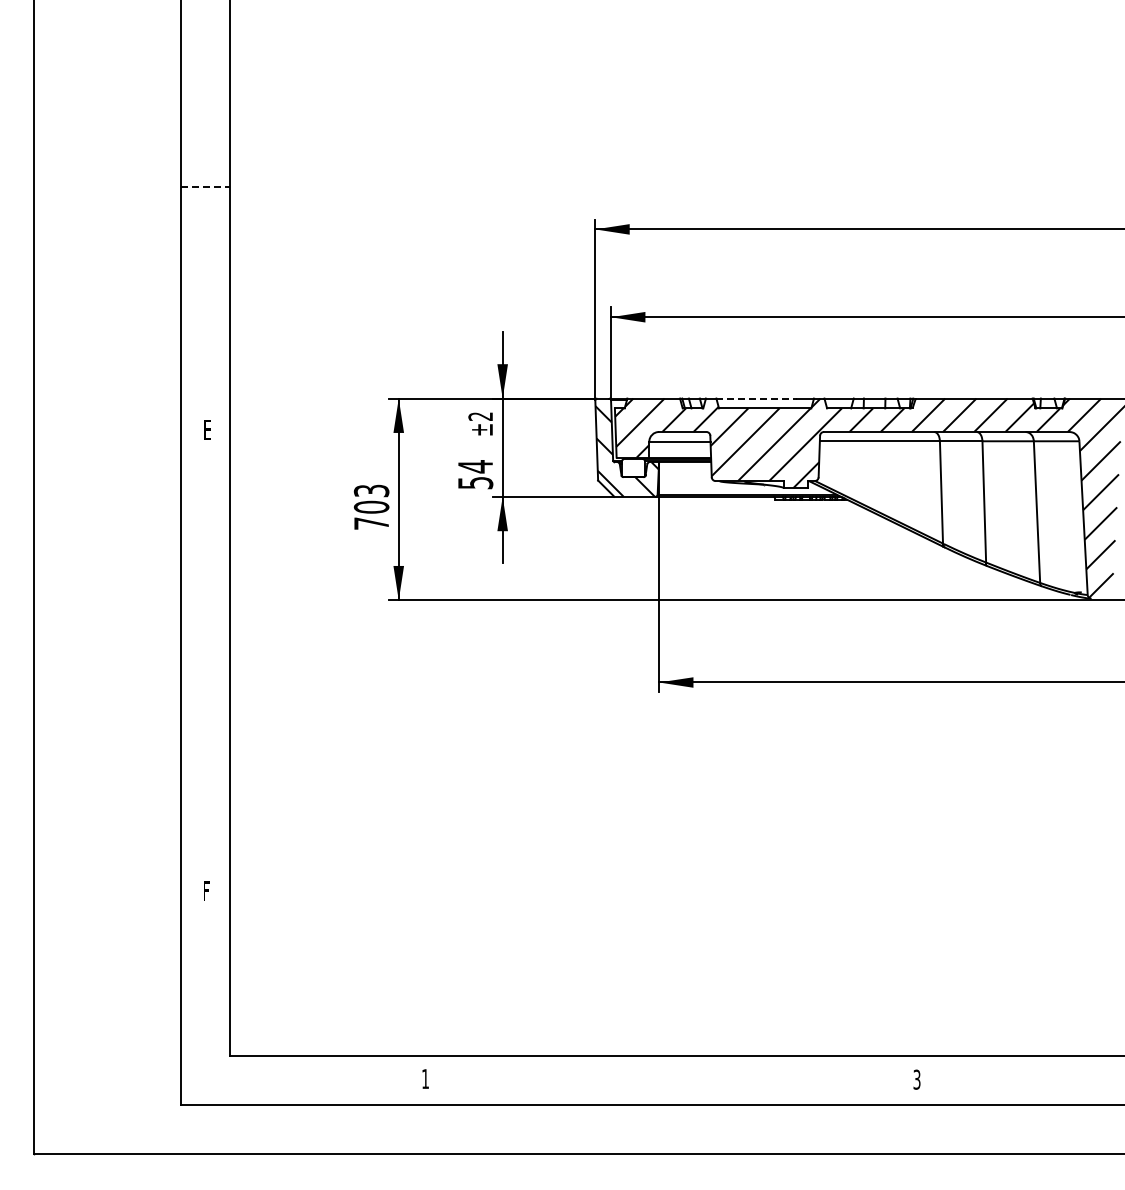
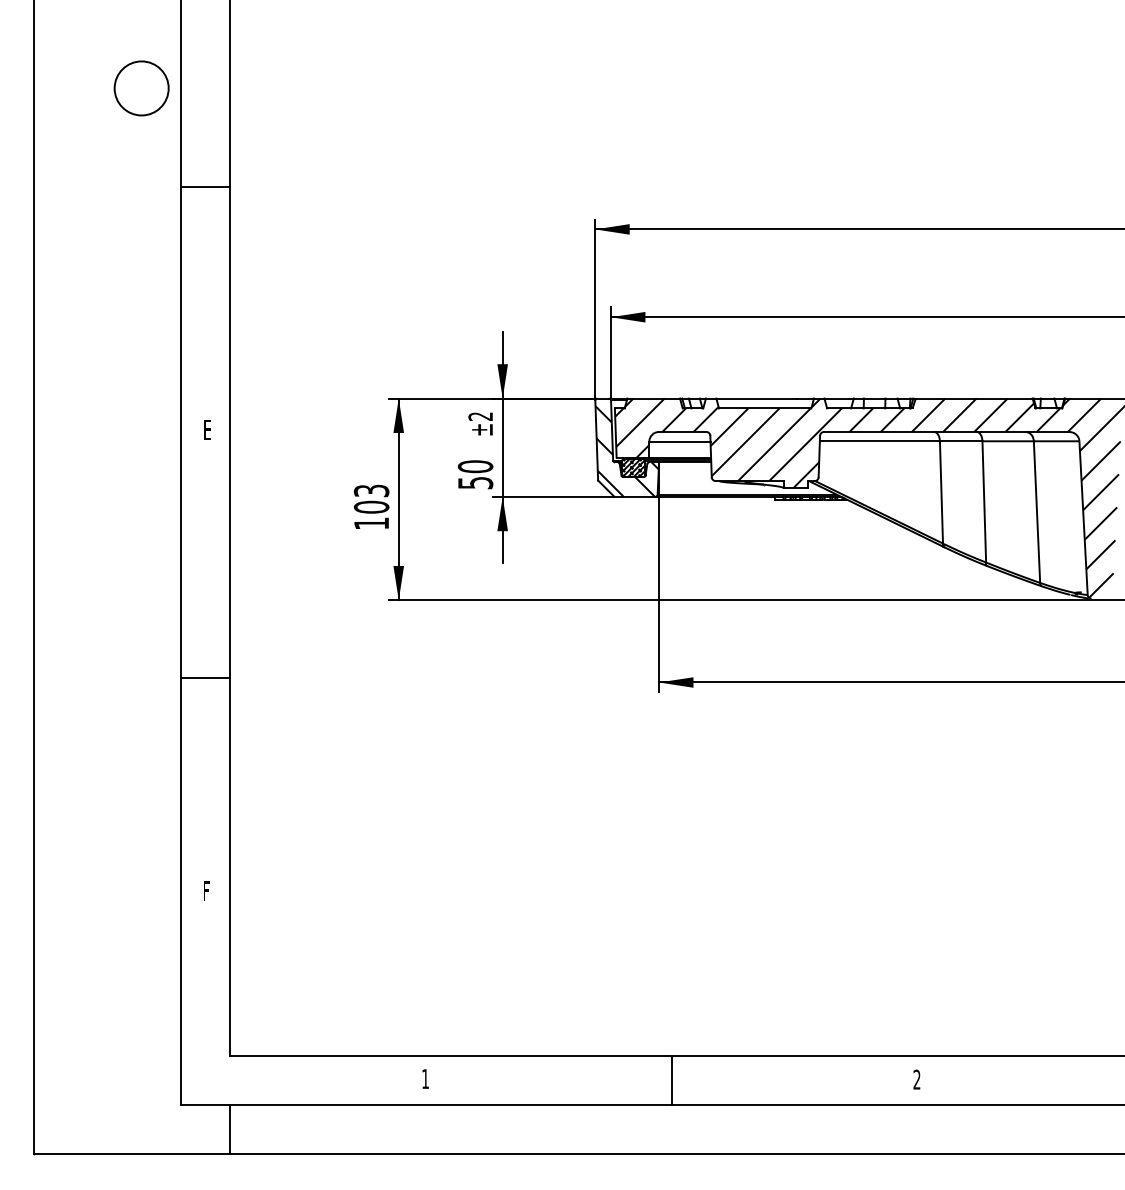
circle: none -> present (141, 88)
line: dashed -> solid (205, 186)
line: dashed -> solid (756, 398)
text: 54 -> 50 (475, 466)
hatch: none -> present (633, 468)
text: 703 -> 103 (371, 523)
line: none -> present (205, 677)
text: 3 -> 2 (916, 1079)
line: none -> present (672, 1080)
line: none -> present (230, 1129)
